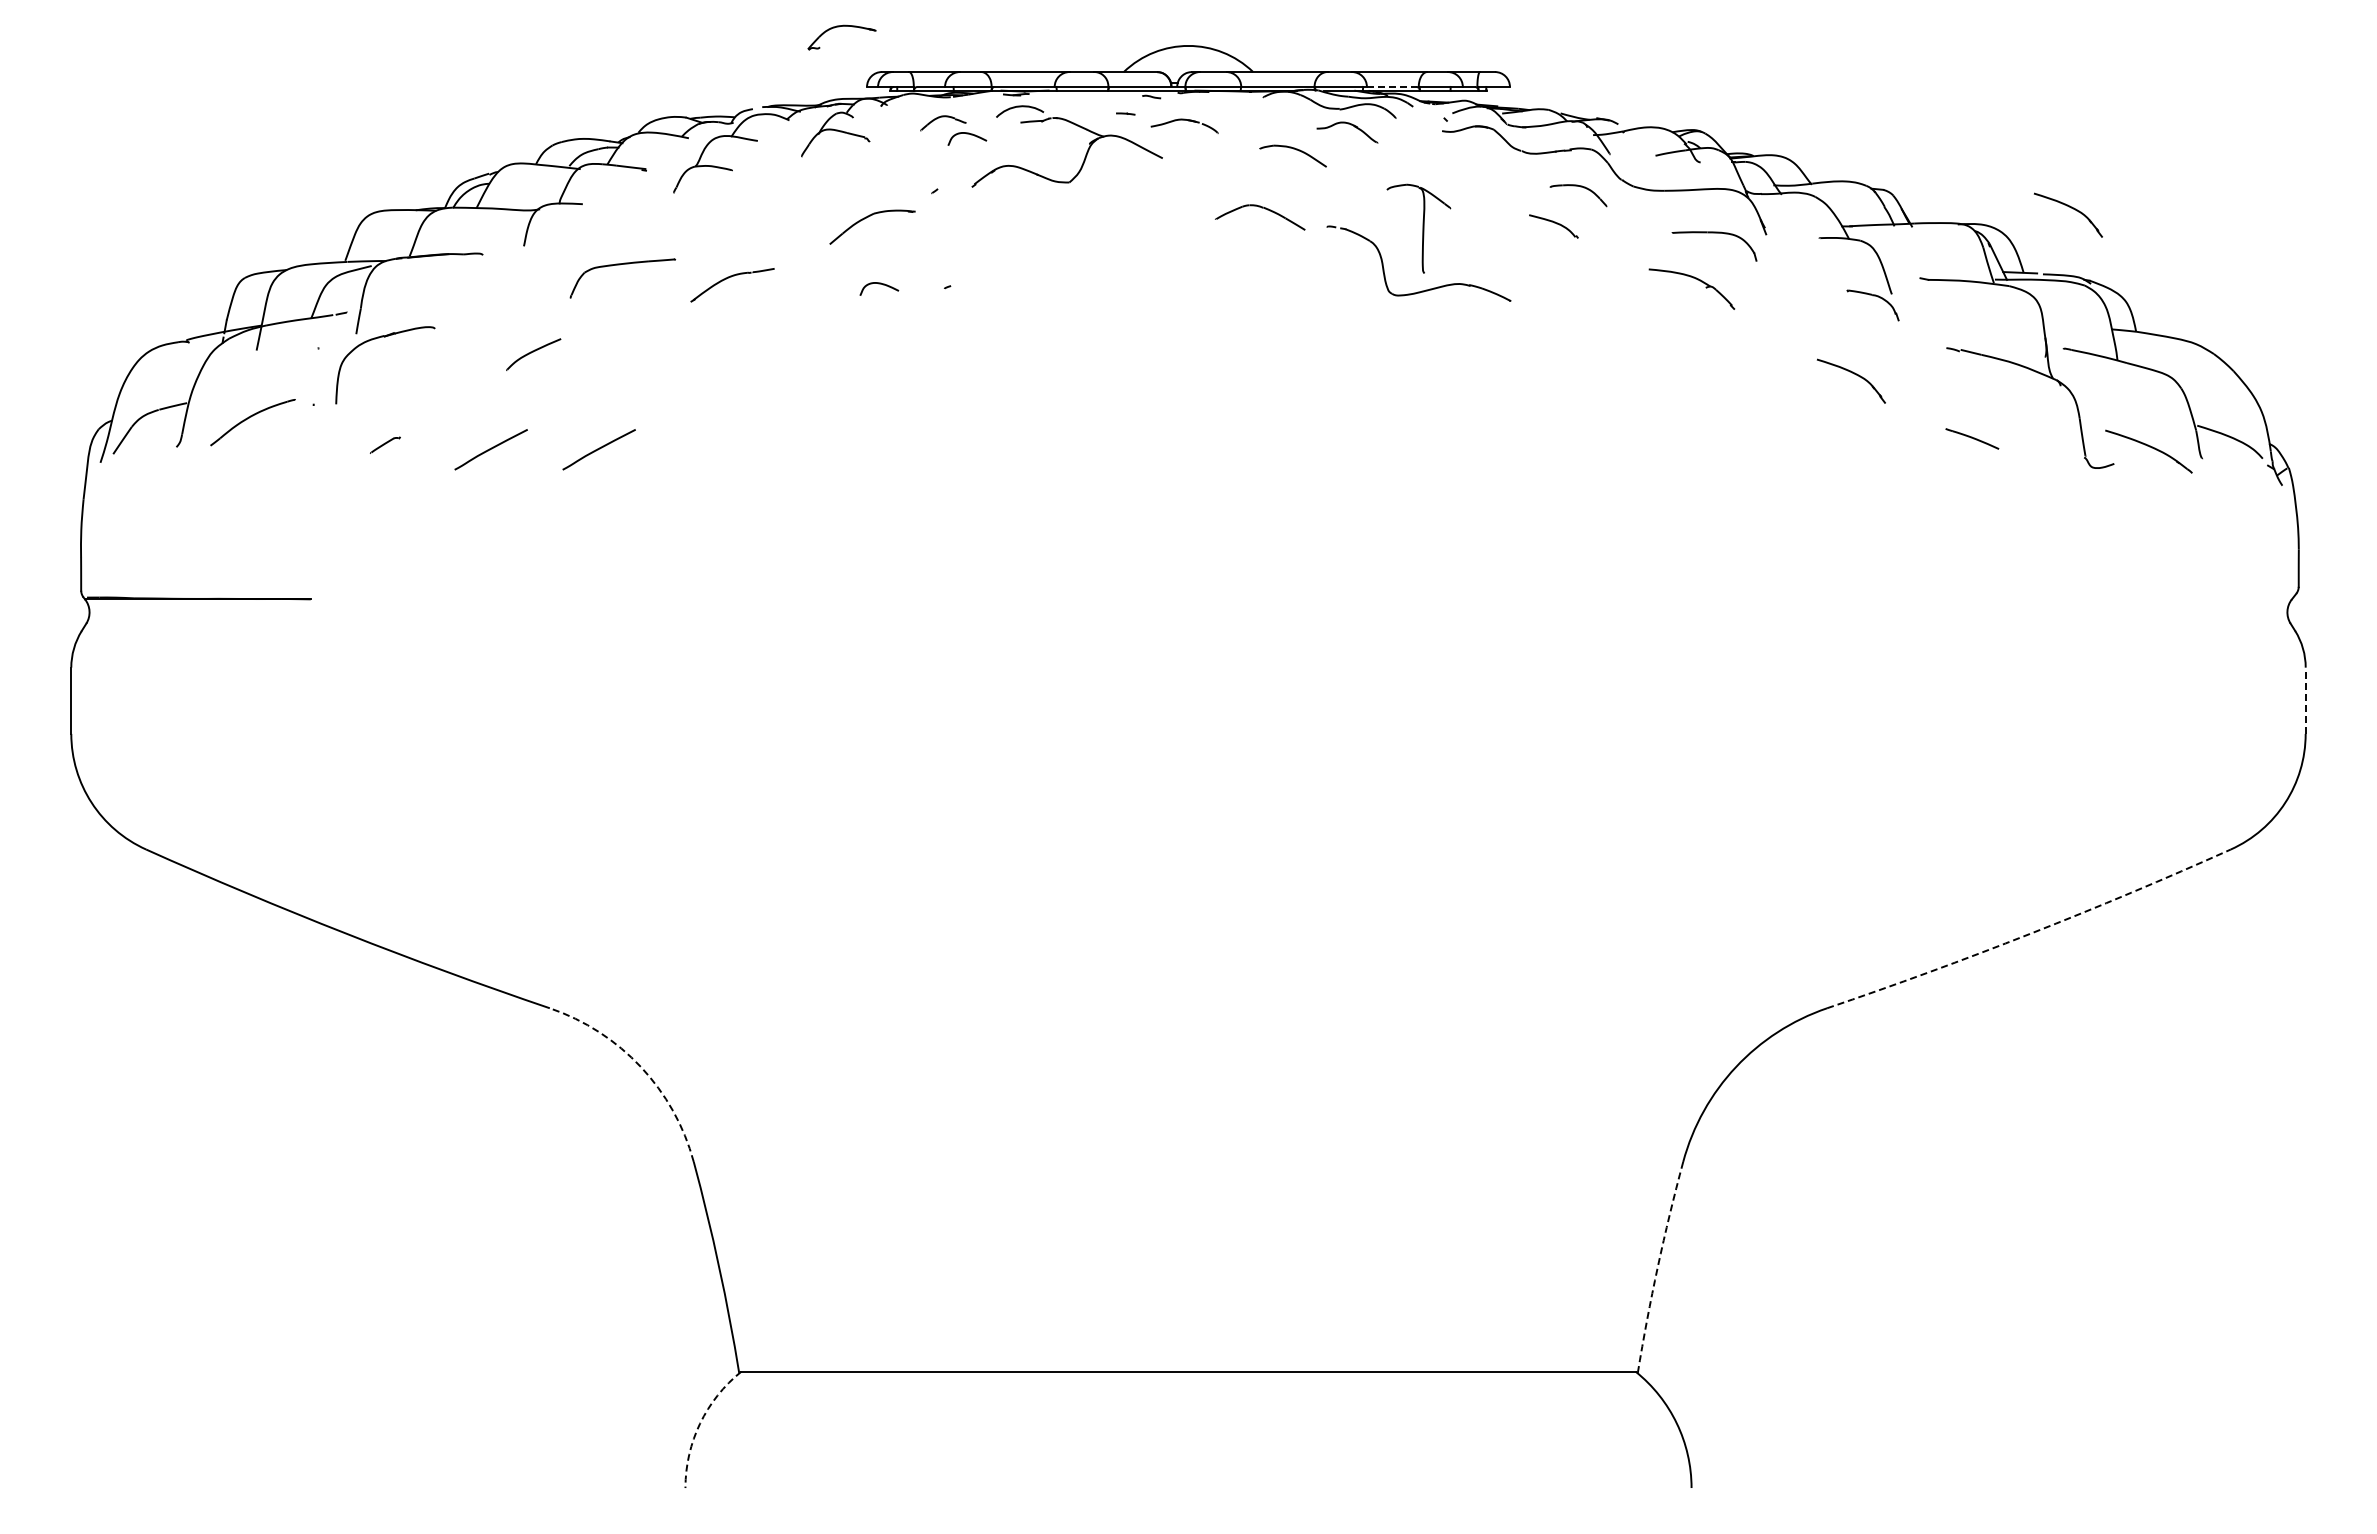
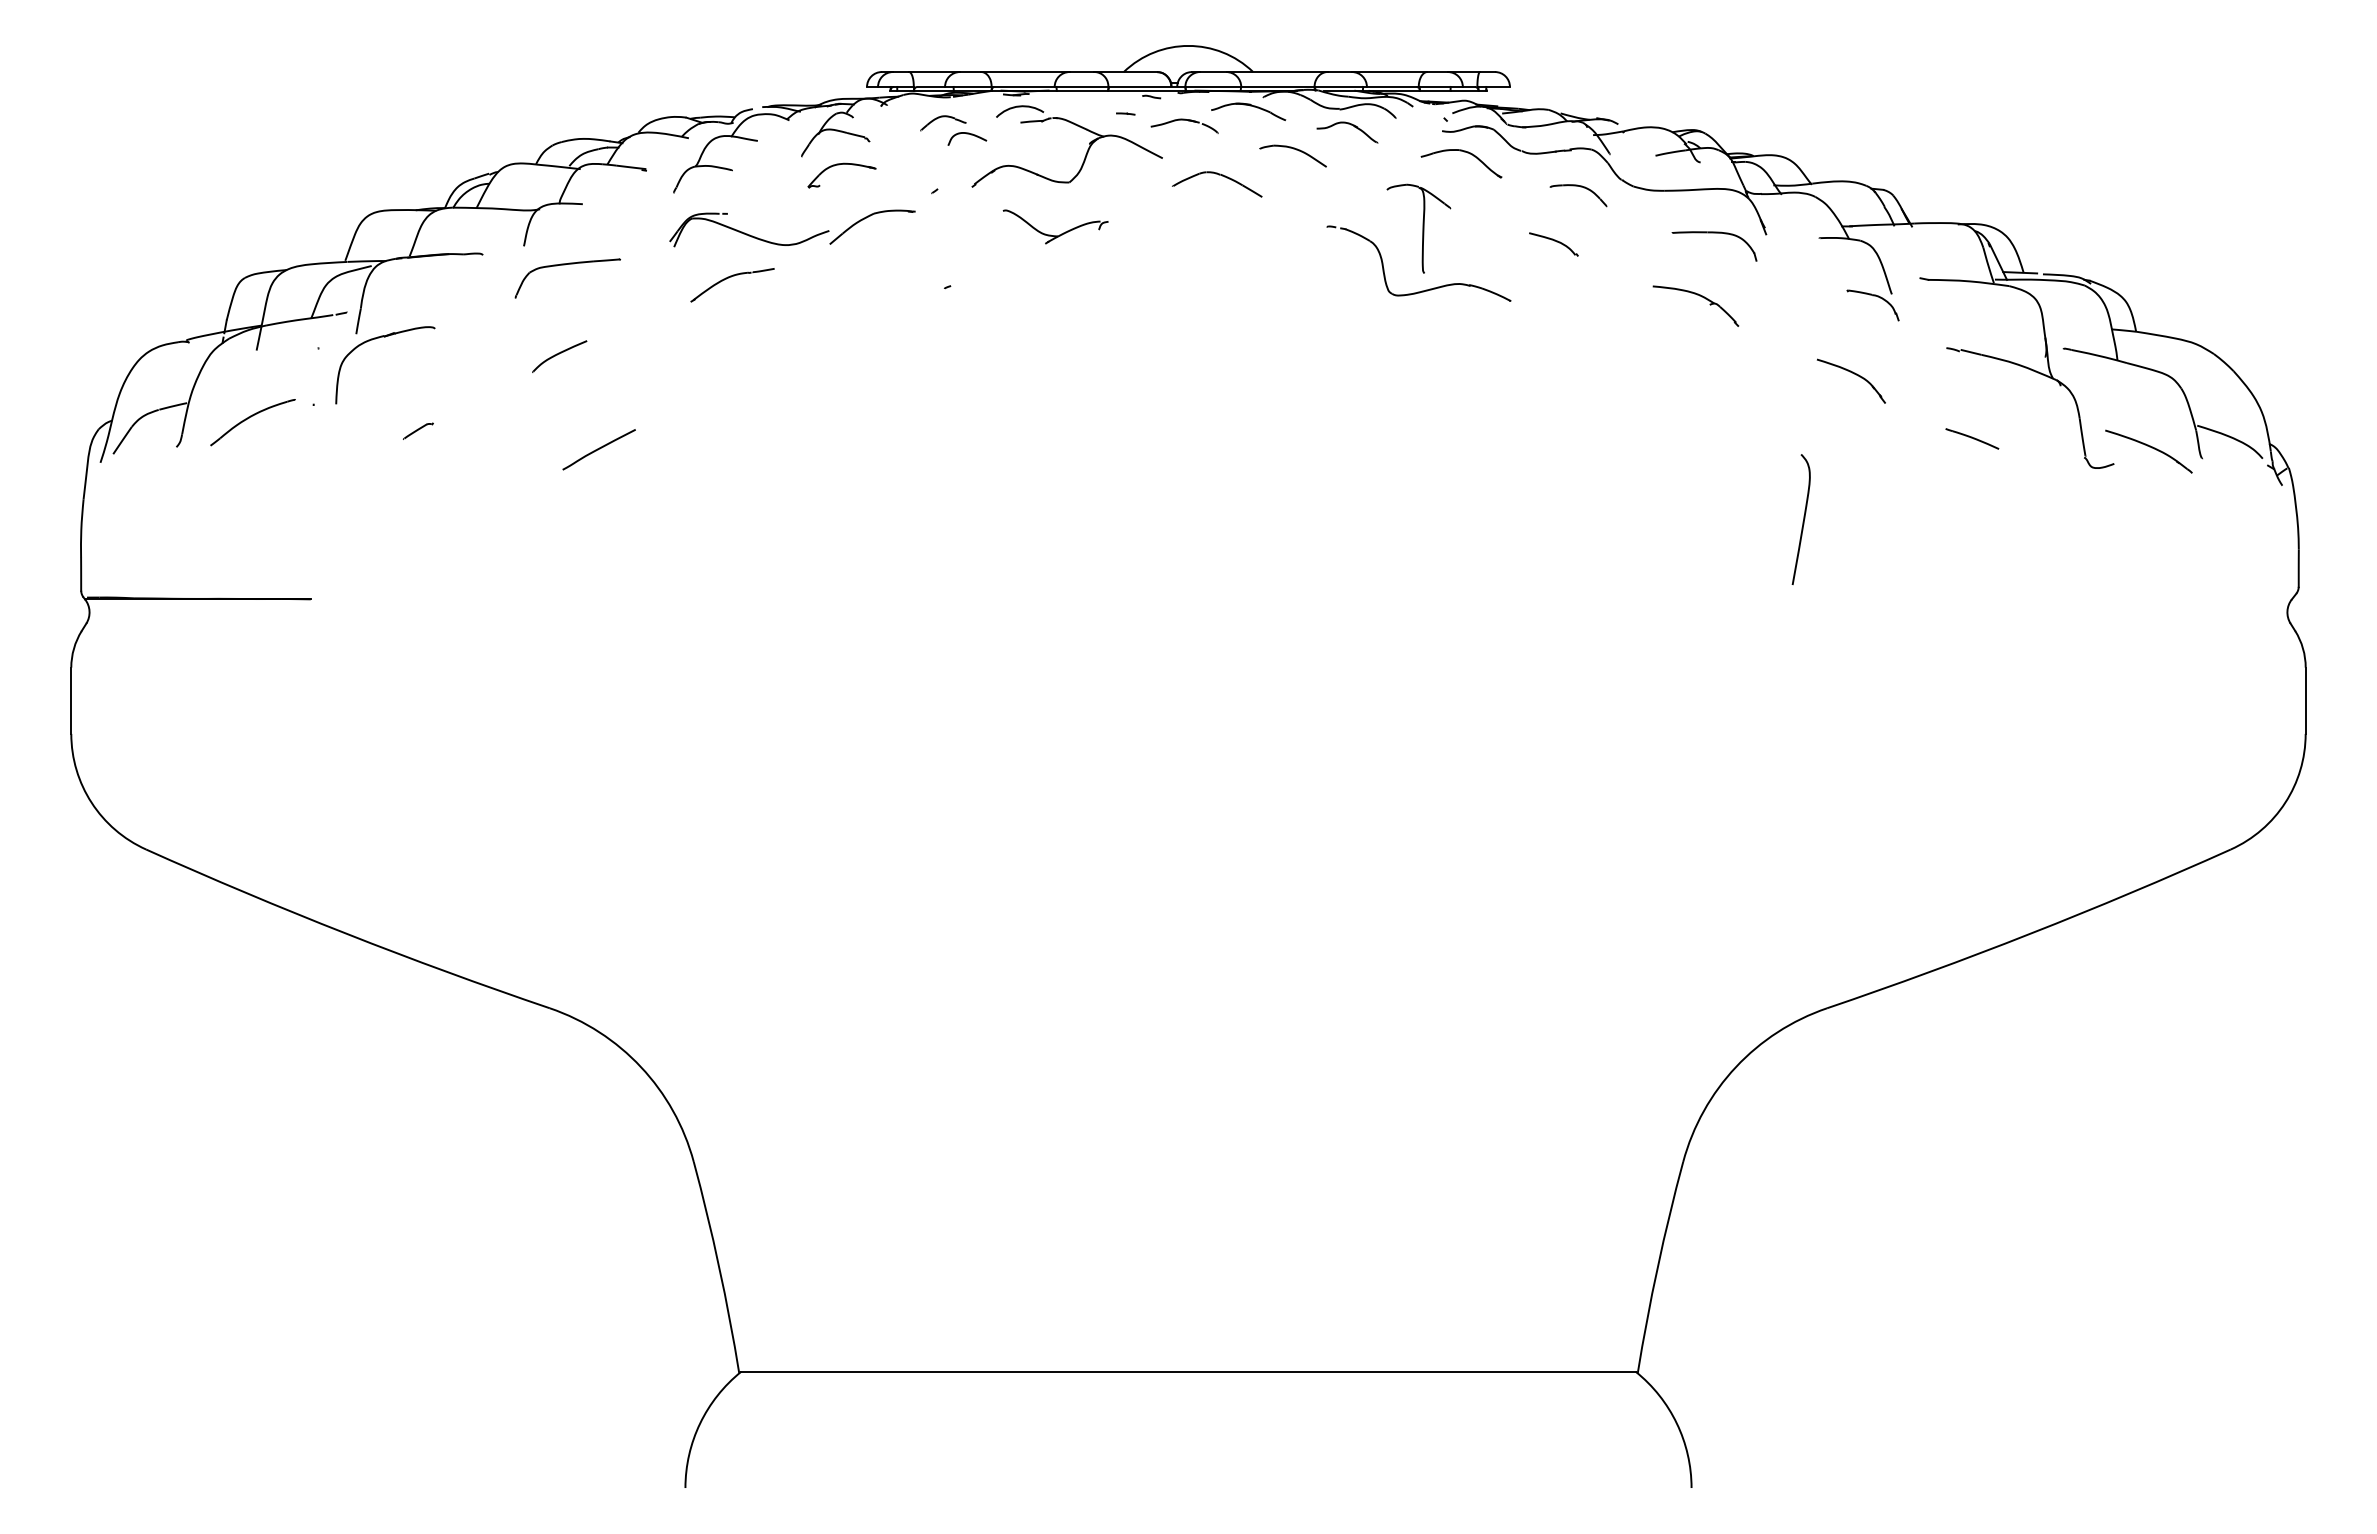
part position: (839, 27) -> (839, 165) (839, 165)
line: dashed -> solid (1391, 86)
part: none -> present (1248, 111)
part: none -> present (1464, 152)
part position: (1261, 208) -> (1218, 175) (1218, 175)
part: present -> none (2071, 208)
part position: (1553, 226) -> (1553, 244) (1553, 244)
part: none -> present (749, 229)
part: none -> present (1059, 234)
part position: (620, 265) -> (565, 265) (565, 265)
part position: (1695, 279) -> (1699, 296) (1699, 296)
curve: present -> none (879, 284)
curve position: (533, 352) -> (559, 354) (559, 354)
part position: (385, 444) -> (418, 430) (418, 430)
curve: present -> none (490, 449)
curve: none -> present (1802, 521)
line: dashed -> solid (2305, 700)
arc: dashed -> solid (2030, 933)
arc: dashed -> solid (641, 1067)
arc: dashed -> solid (1657, 1267)
arc: dashed -> solid (700, 1423)
